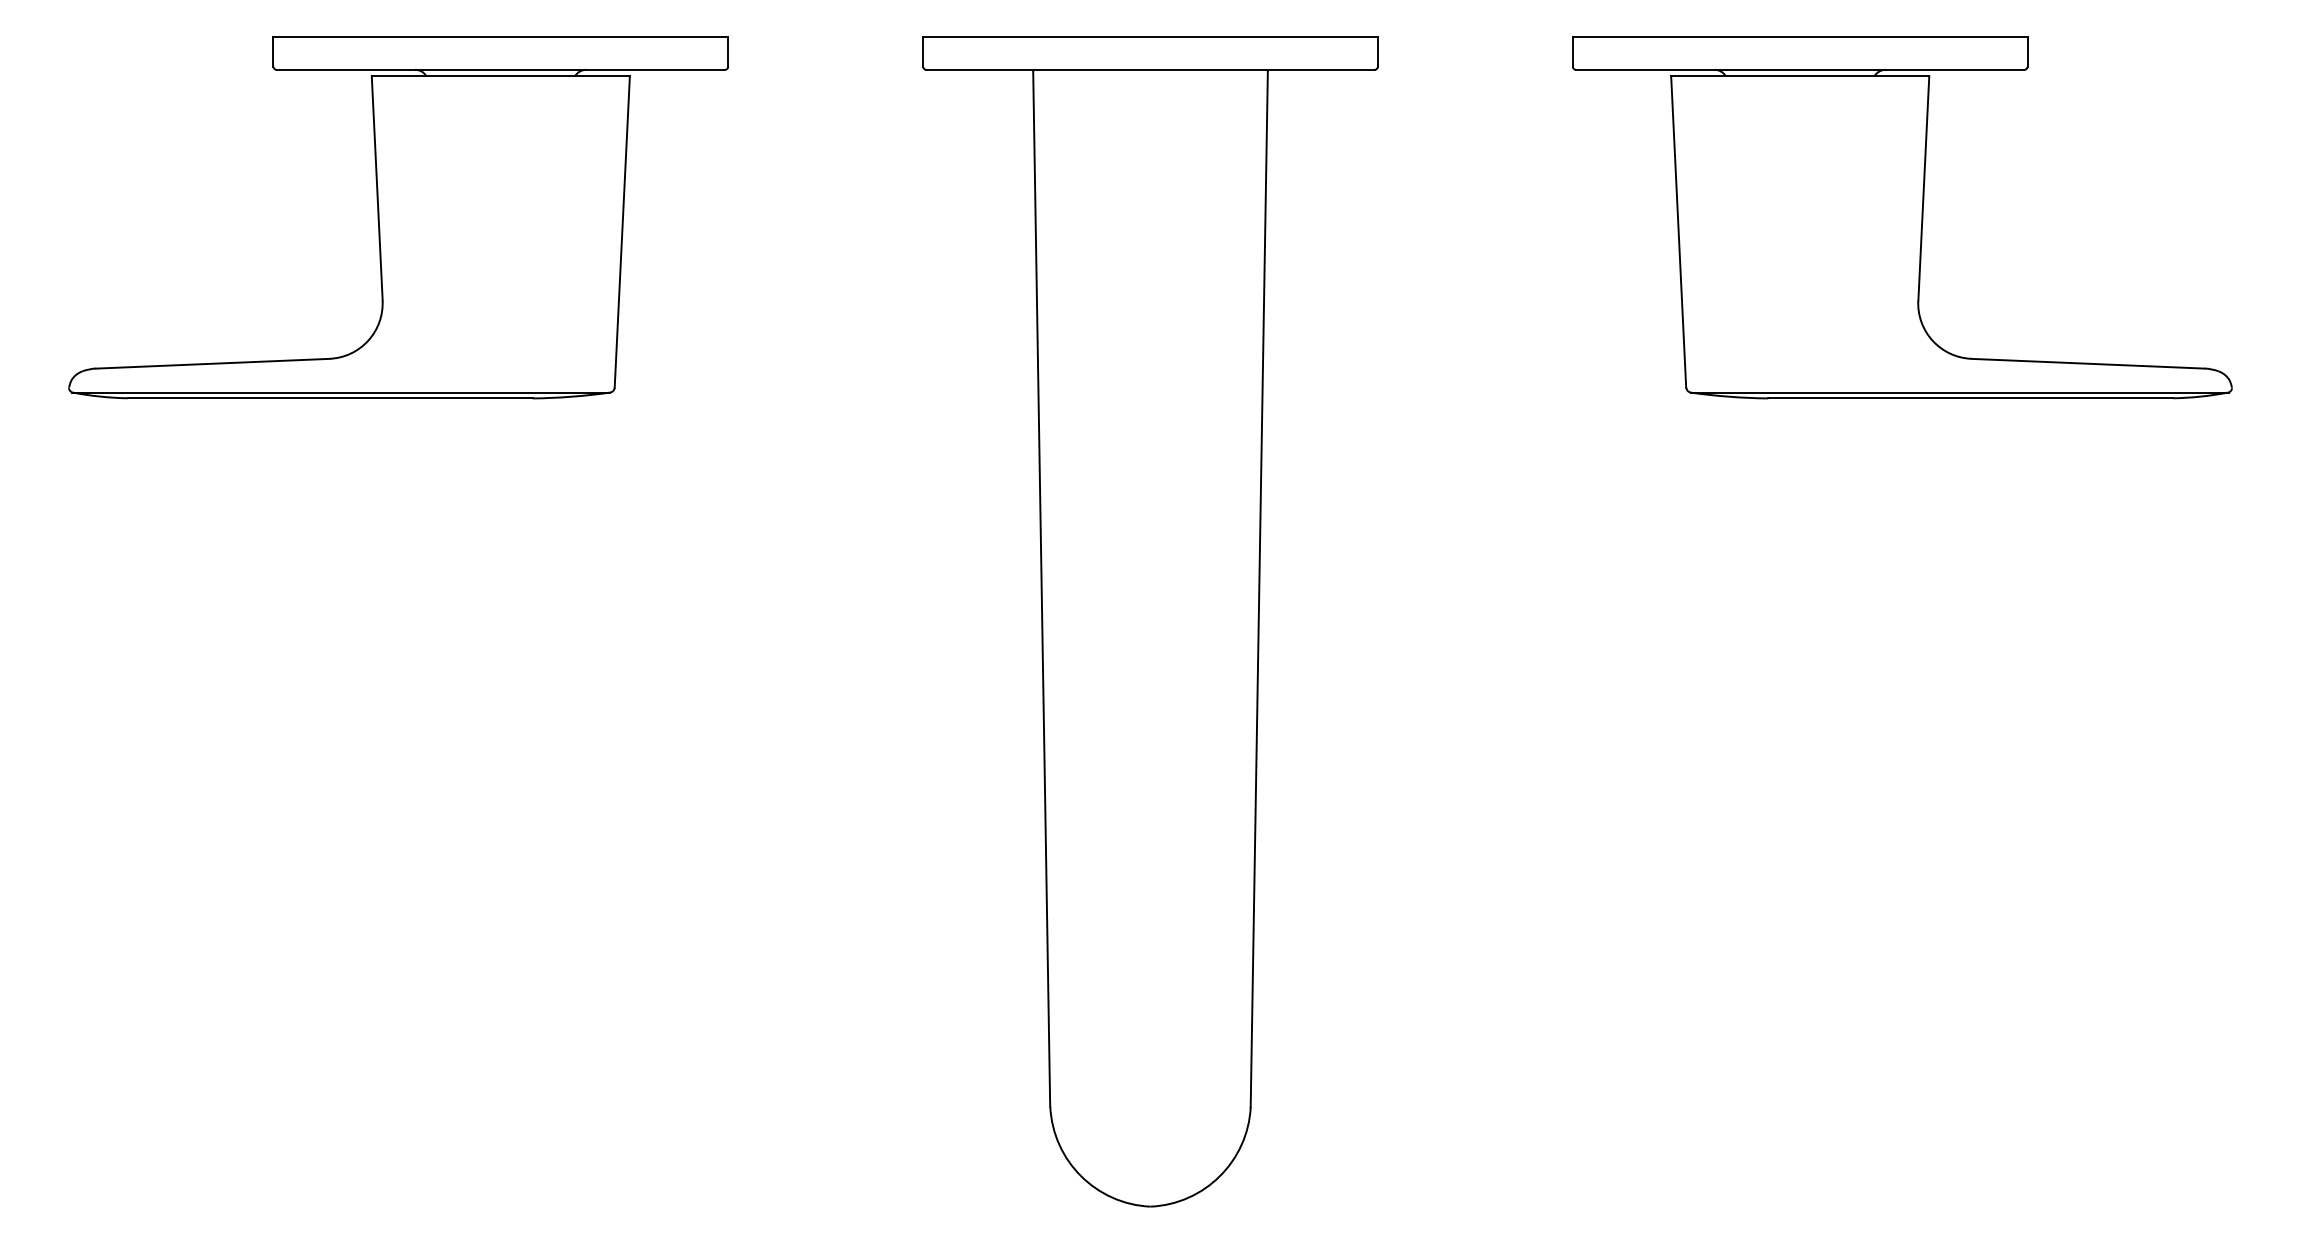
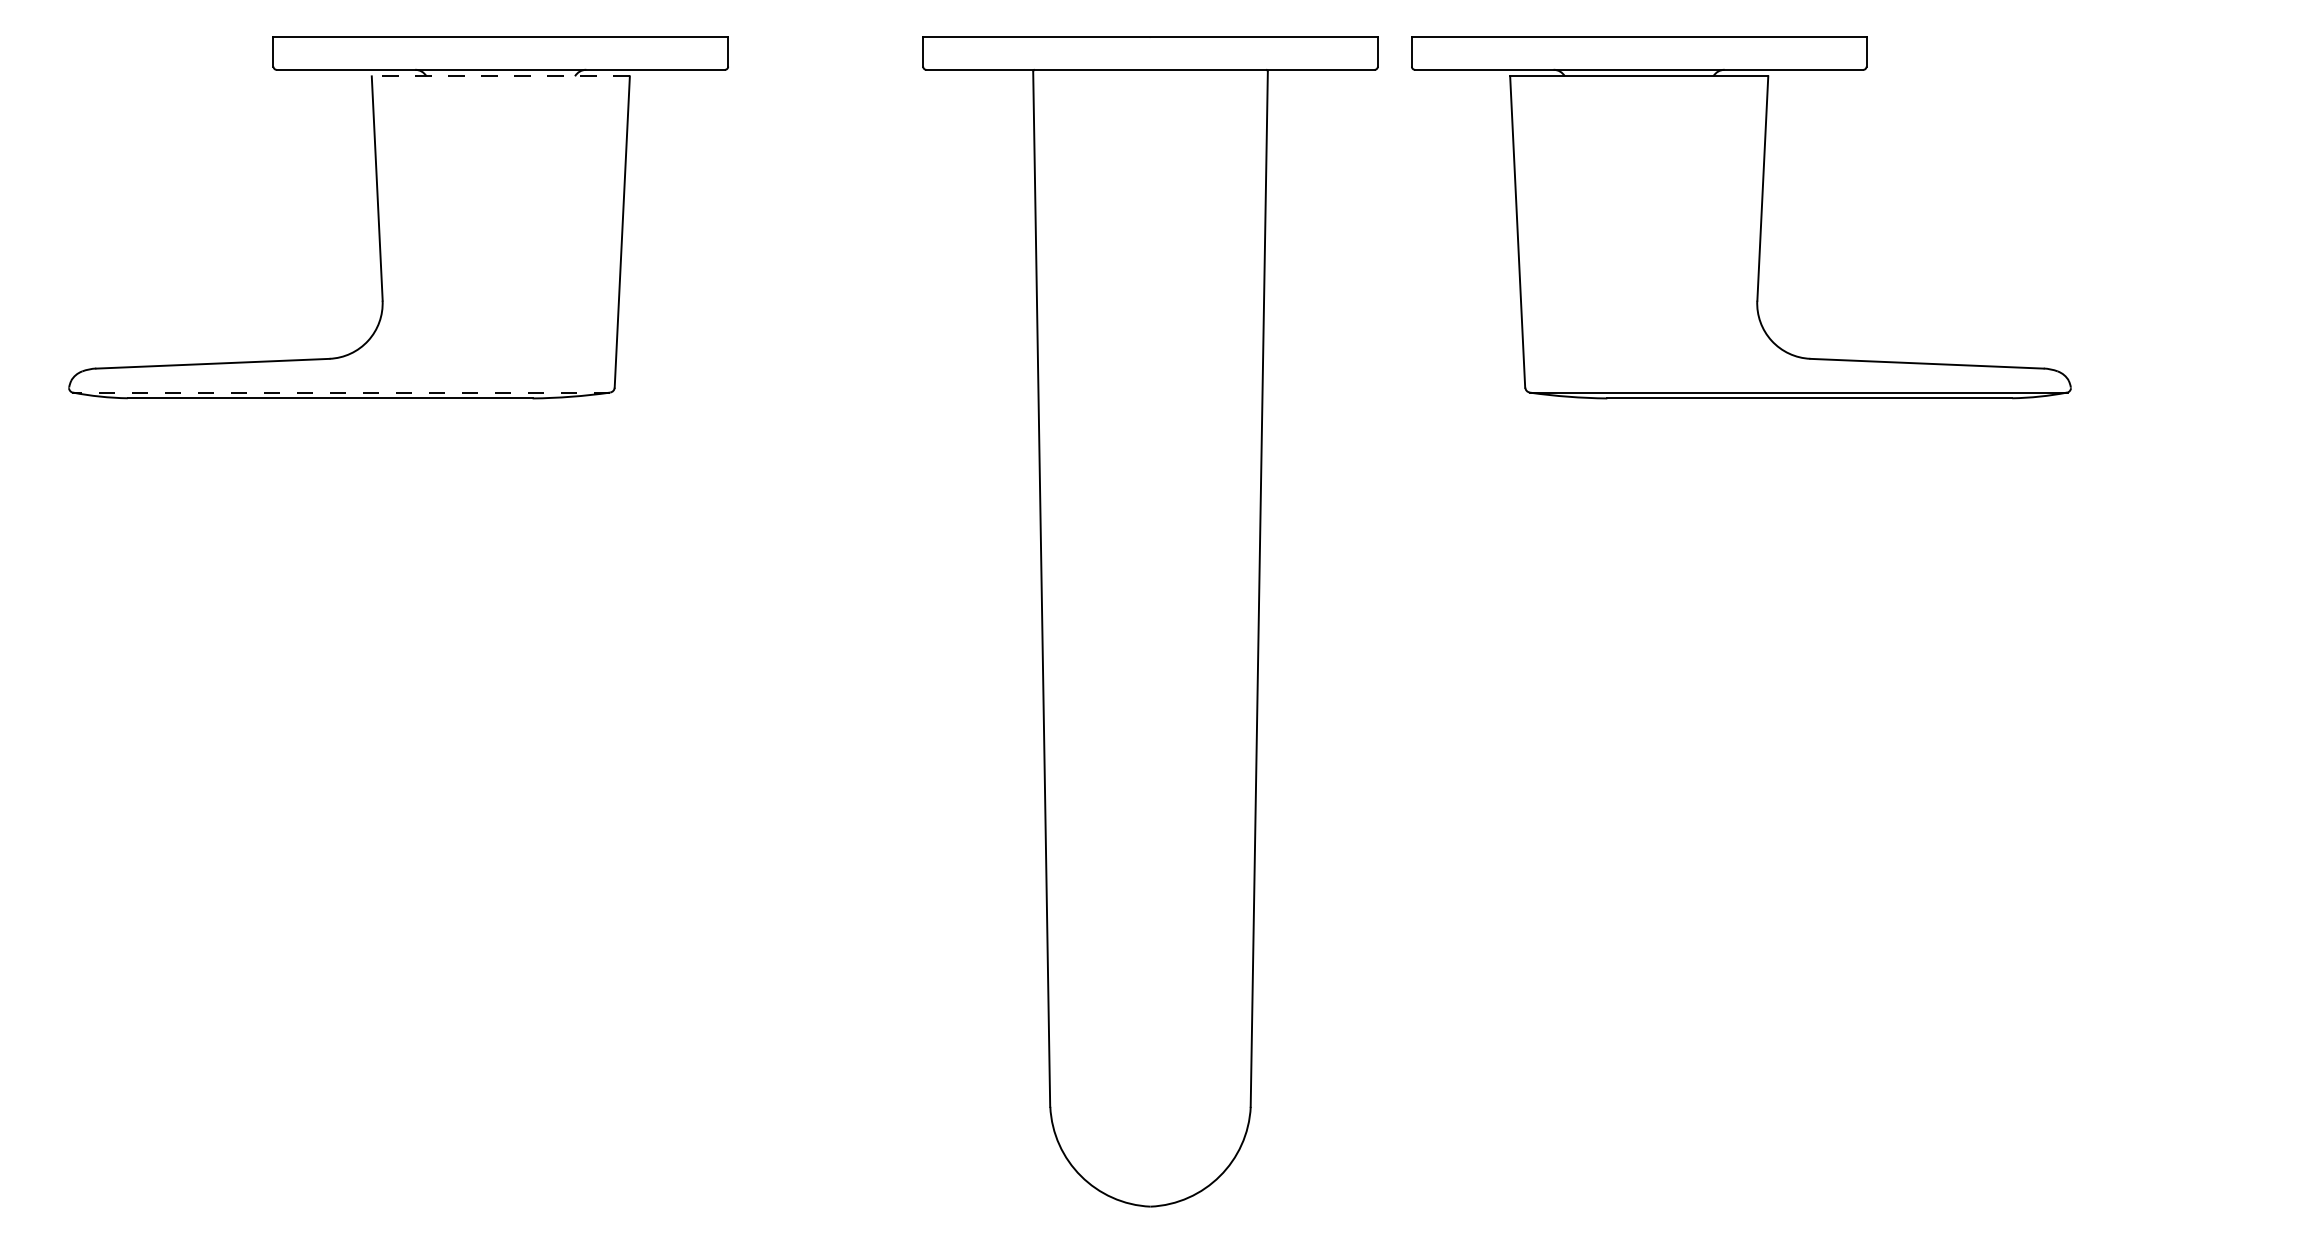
line: solid -> dashed (500, 76)
part position: (1902, 217) -> (1741, 217) (1741, 217)
line: solid -> dashed (341, 392)
